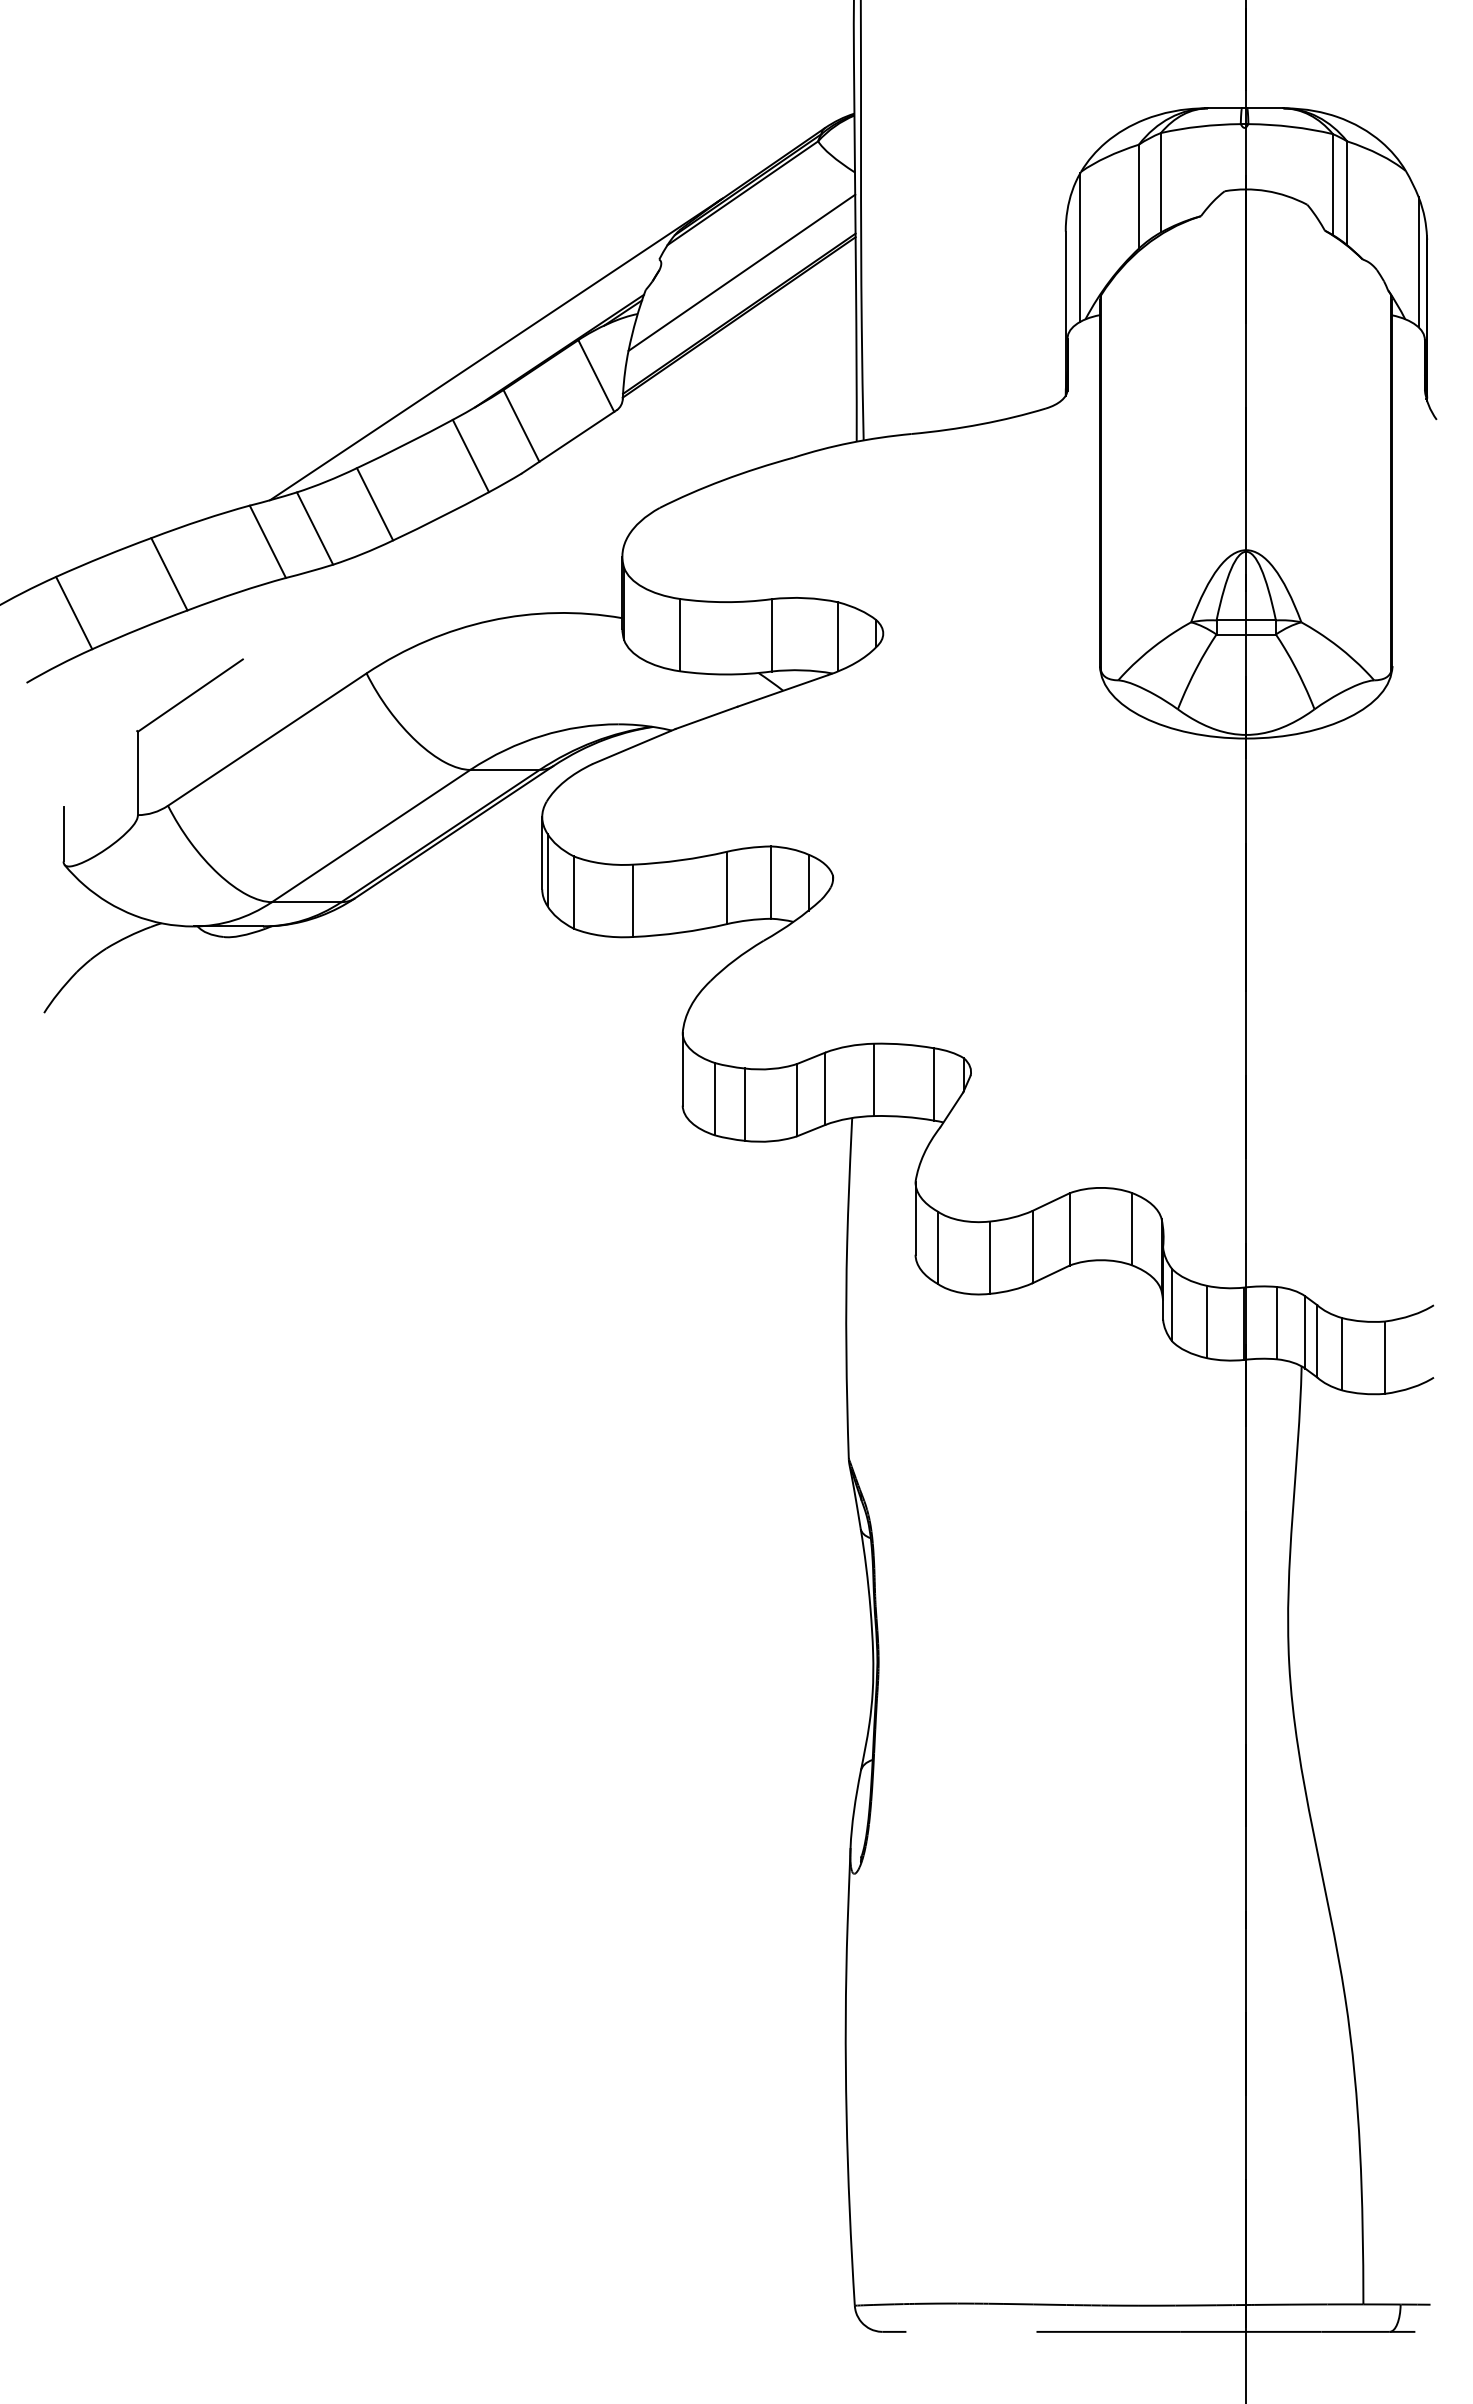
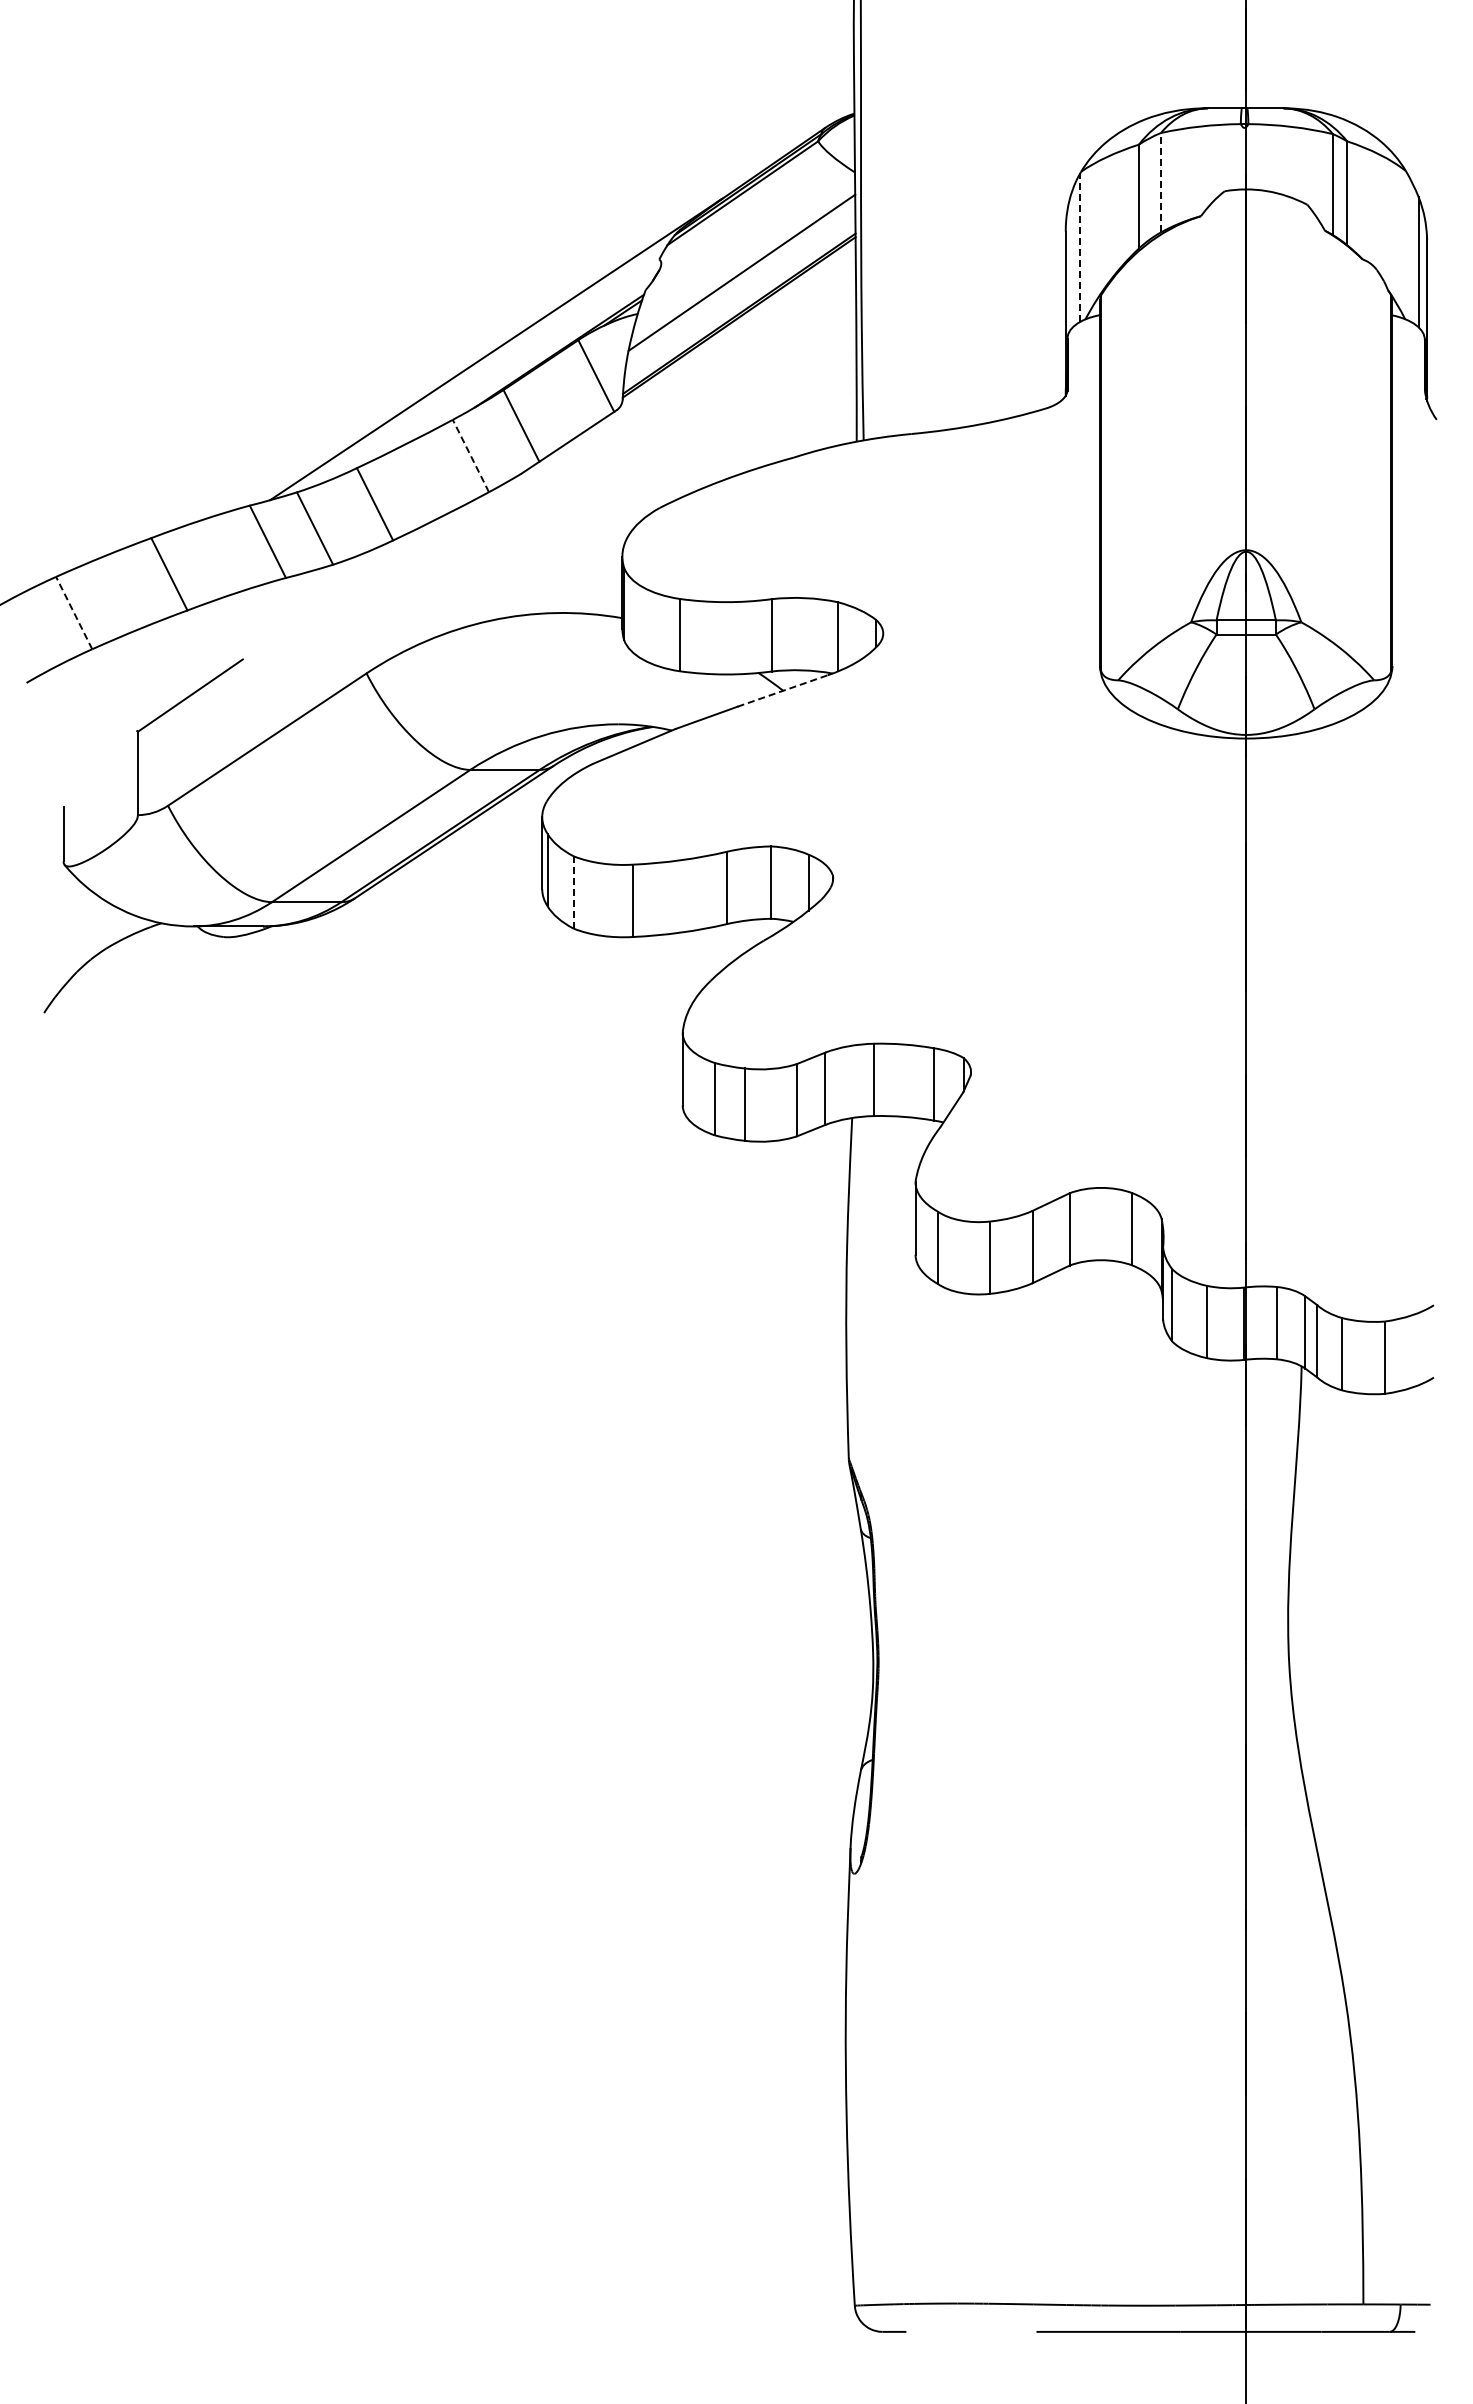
line: solid -> dashed (1160, 182)
line: solid -> dashed (1080, 246)
line: solid -> dashed (470, 455)
line: solid -> dashed (73, 612)
line: solid -> dashed (782, 691)
line: solid -> dashed (573, 891)
